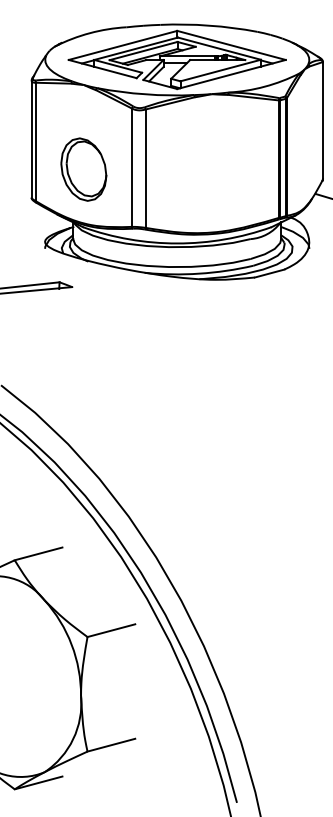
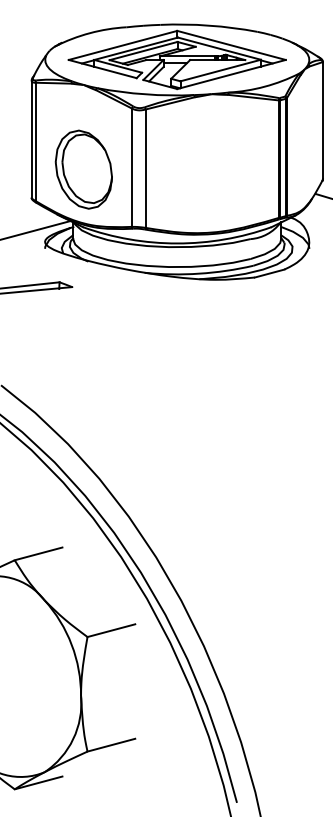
part size: 48x65 px -> 59x81 px (83, 169)
line: none -> present (36, 230)
